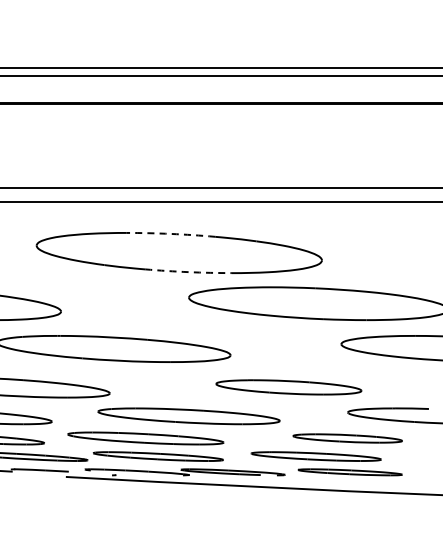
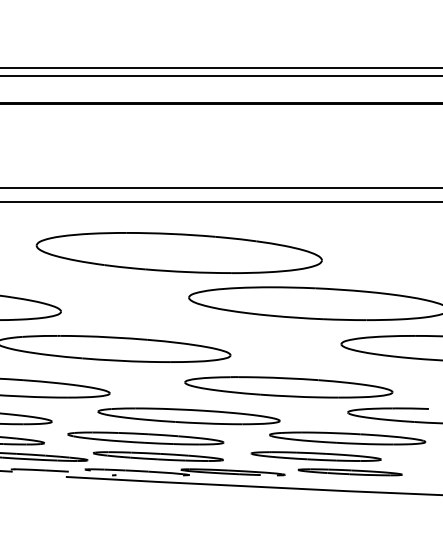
arc: dashed -> solid (171, 233)
arc: dashed -> solid (188, 272)
part size: 148x17 px -> 210x23 px (288, 387)
part size: 111x11 px -> 158x15 px (347, 438)
